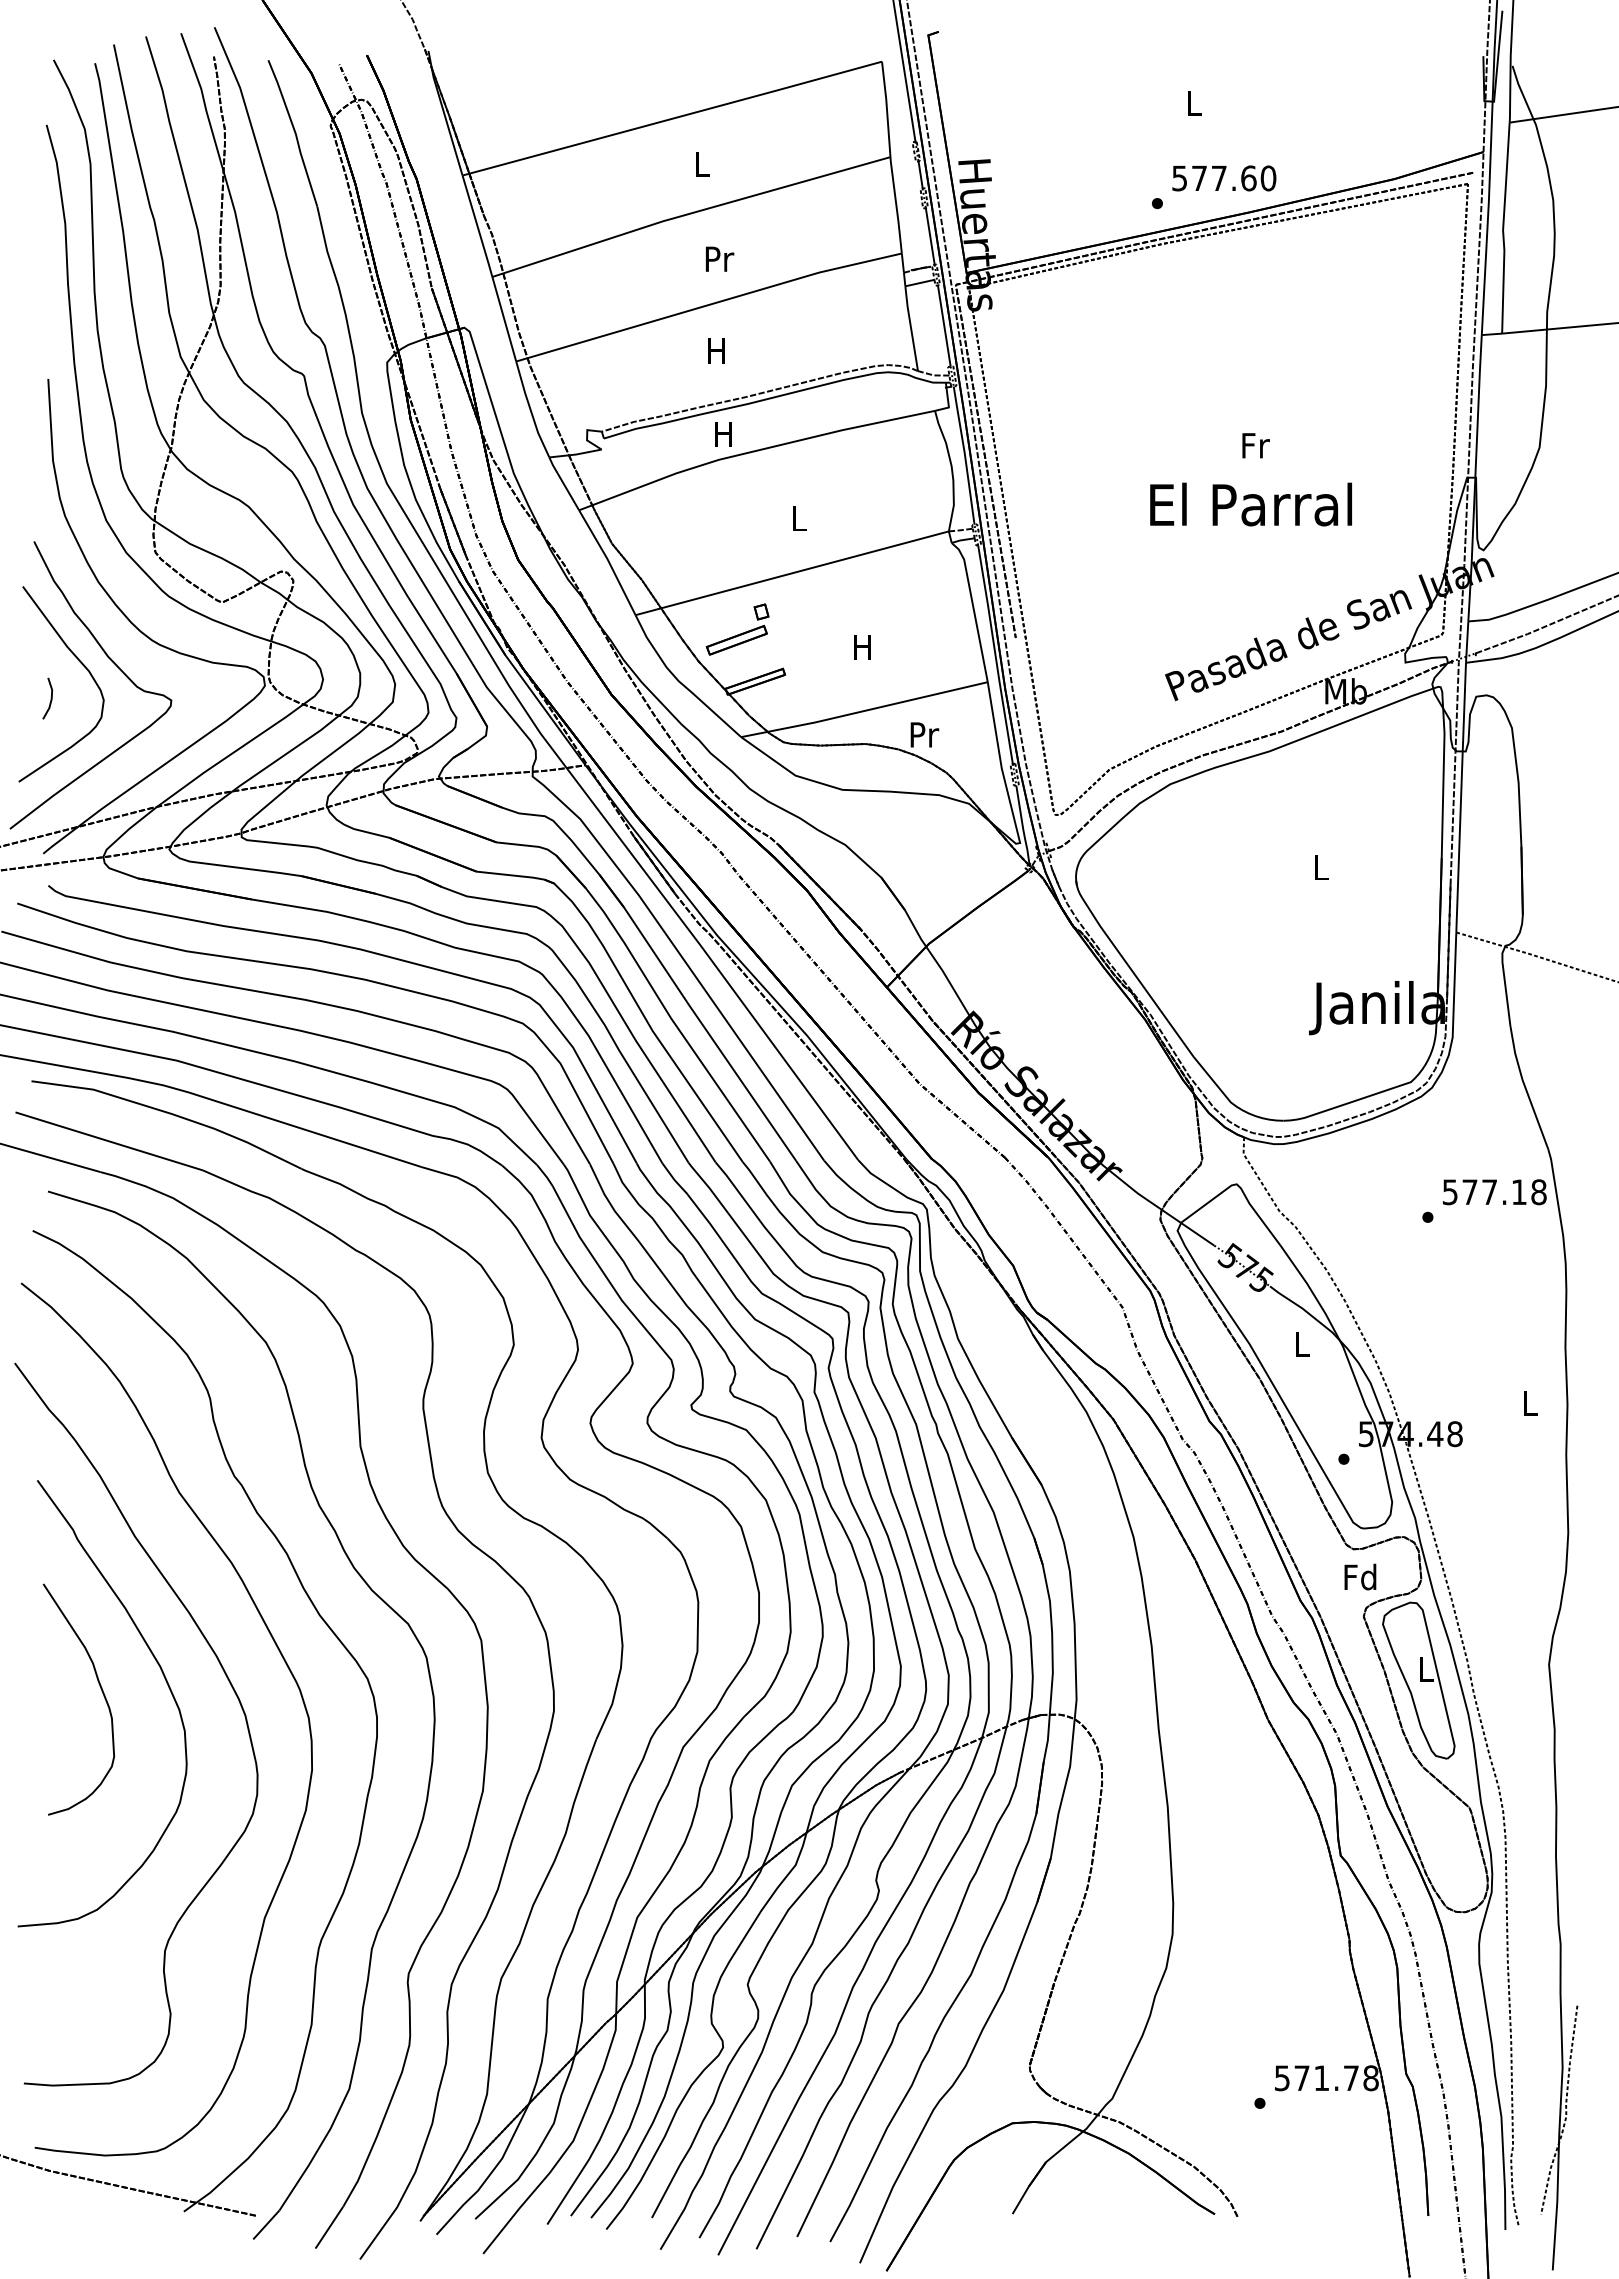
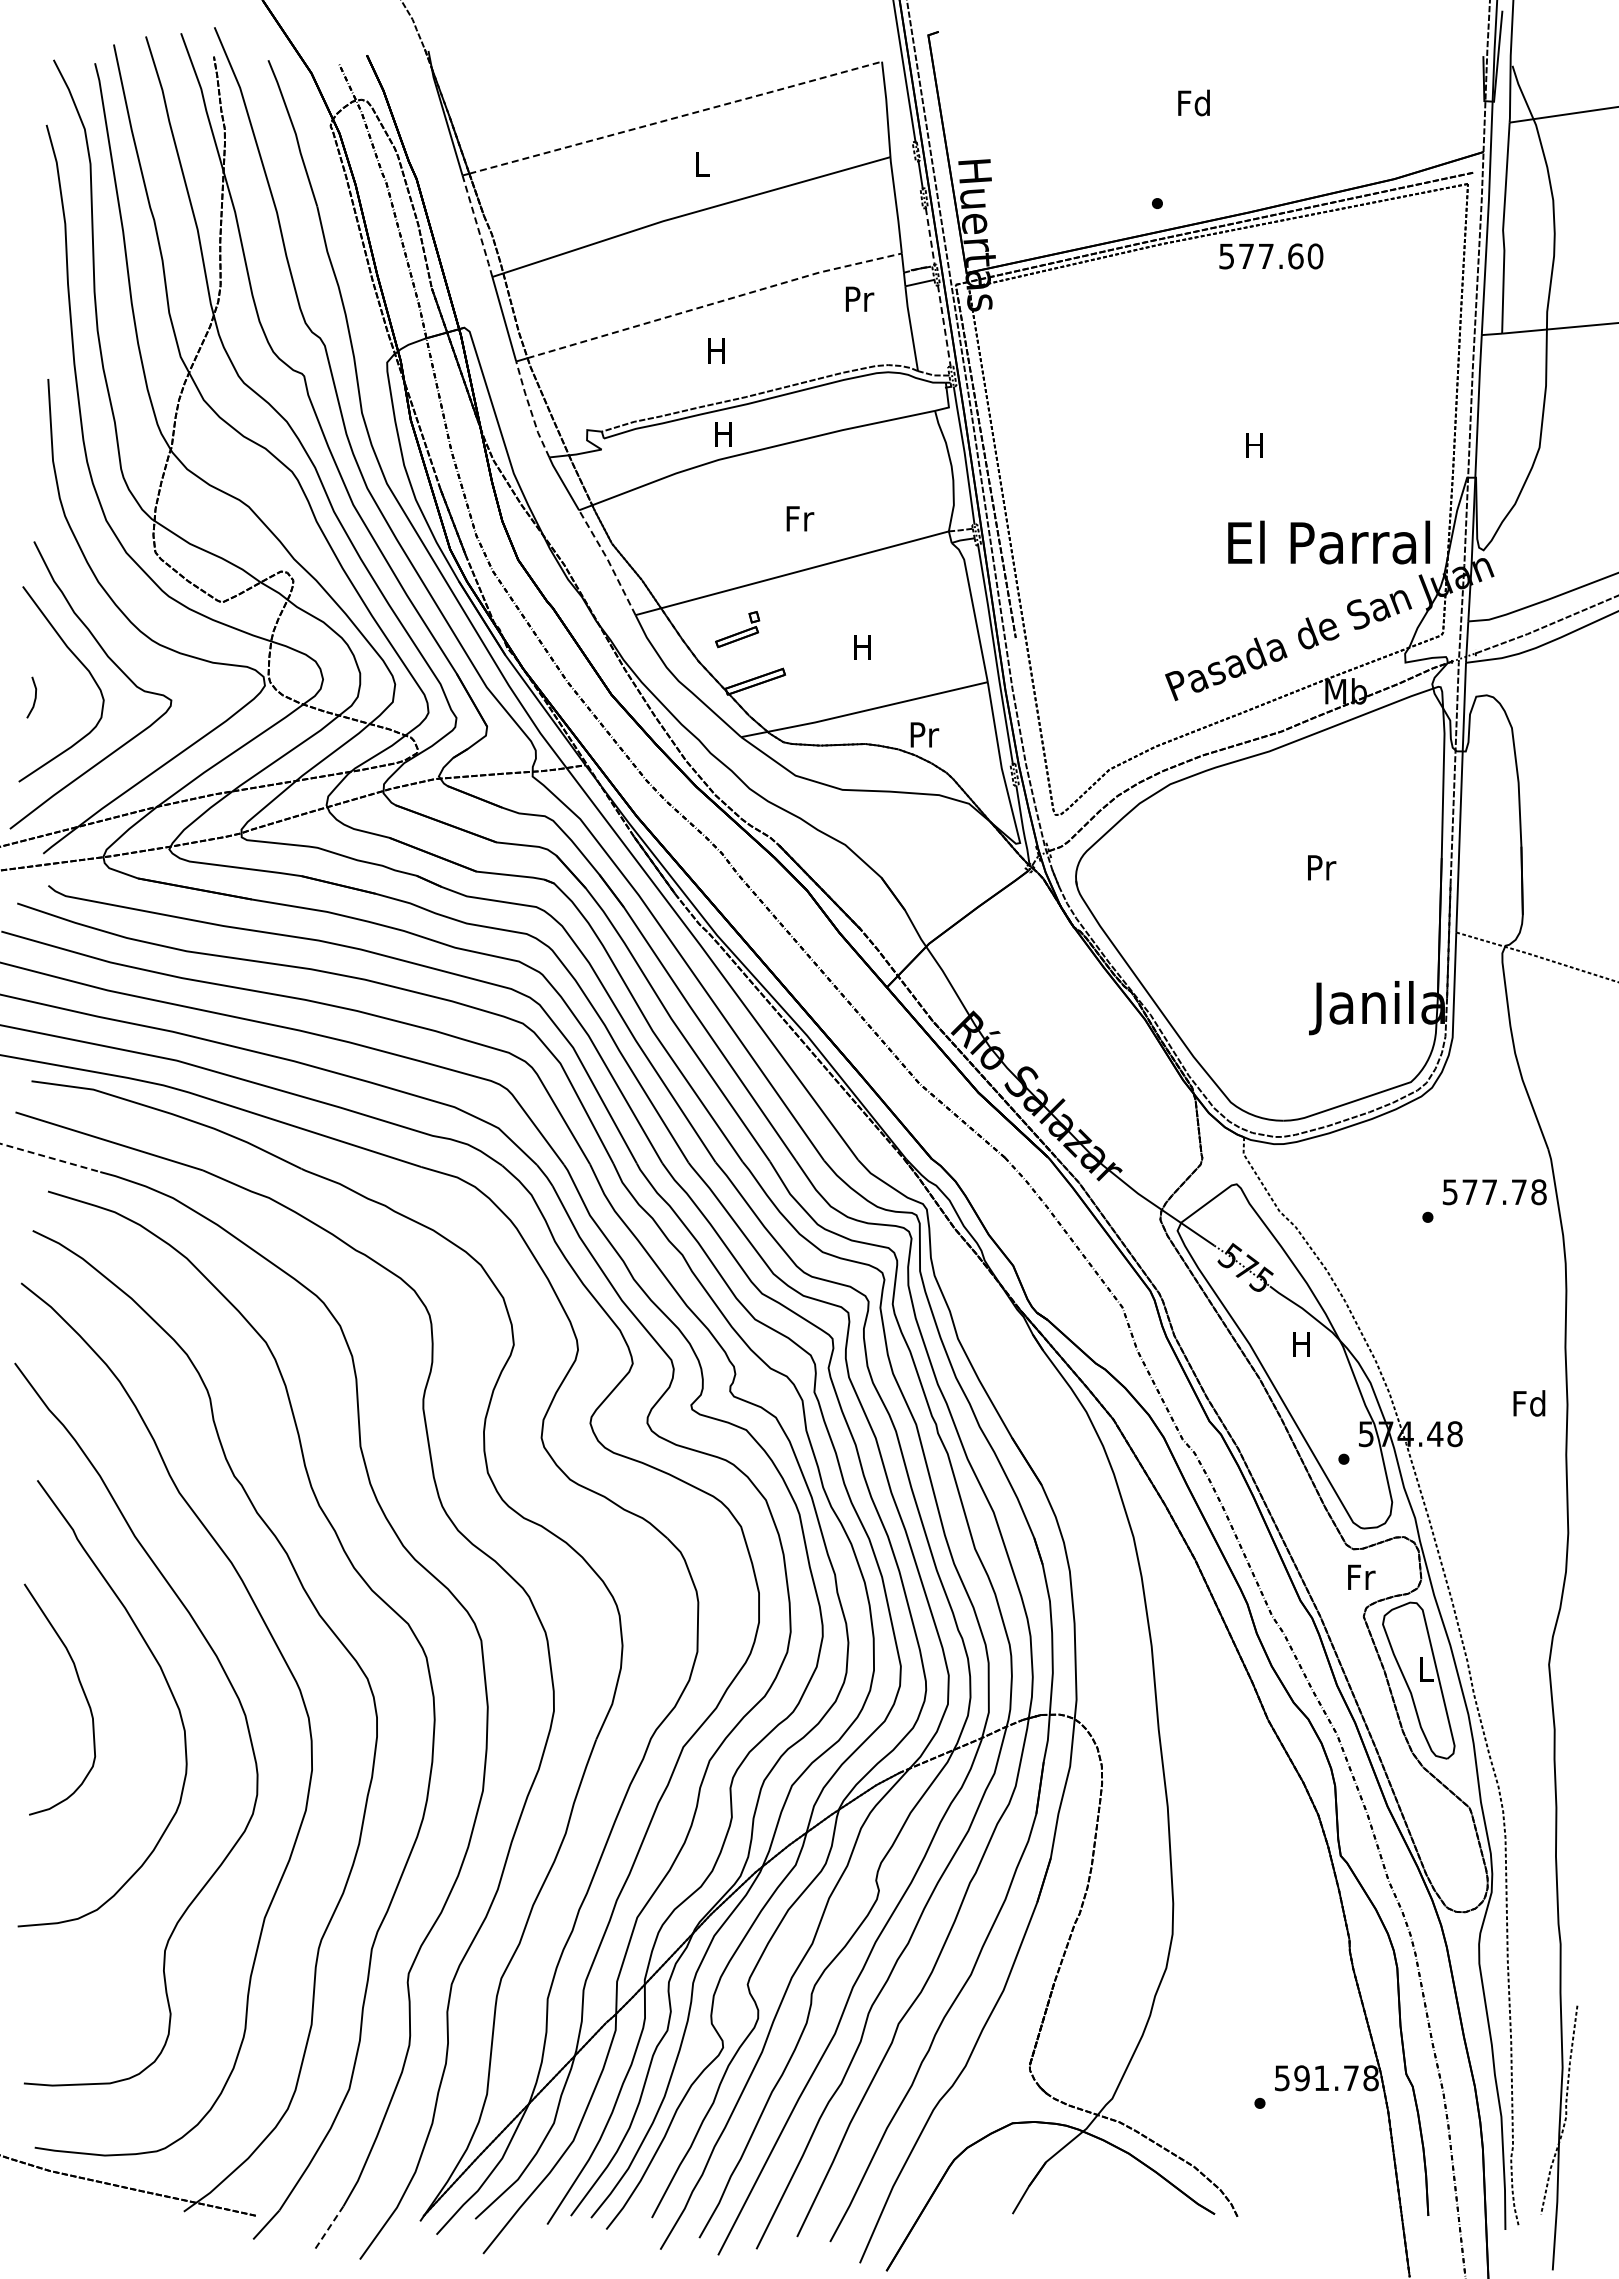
text: L -> Fd (1193, 102)
line: solid -> dashed (676, 117)
text position: (1224, 178) -> (1271, 256) (1271, 256)
line: solid -> dashed (477, 226)
line: solid -> dashed (930, 236)
text position: (720, 258) -> (860, 298) (860, 298)
line: solid -> dashed (715, 303)
line: solid -> dashed (944, 326)
line: solid -> dashed (530, 410)
text: Fr -> H (1255, 445)
text position: (1250, 504) -> (1328, 542) (1328, 542)
text: L -> Fr (800, 518)
line: solid -> dashed (608, 561)
part size: 65x53 px -> 46x38 px (737, 629)
line position: (50, 698) -> (34, 697) (34, 697)
text: L -> Pr (1322, 867)
line: solid -> dashed (50, 1157)
text: 577.18 -> 577.78 (1519, 1191)
text: L -> H (1301, 1344)
text: L -> Fd (1529, 1403)
text: Fd -> Fr (1360, 1576)
curve position: (101, 1691) -> (82, 1691) (82, 1691)
text: 571.78 -> 591.78 (1301, 2078)
line: solid -> dashed (329, 2227)
